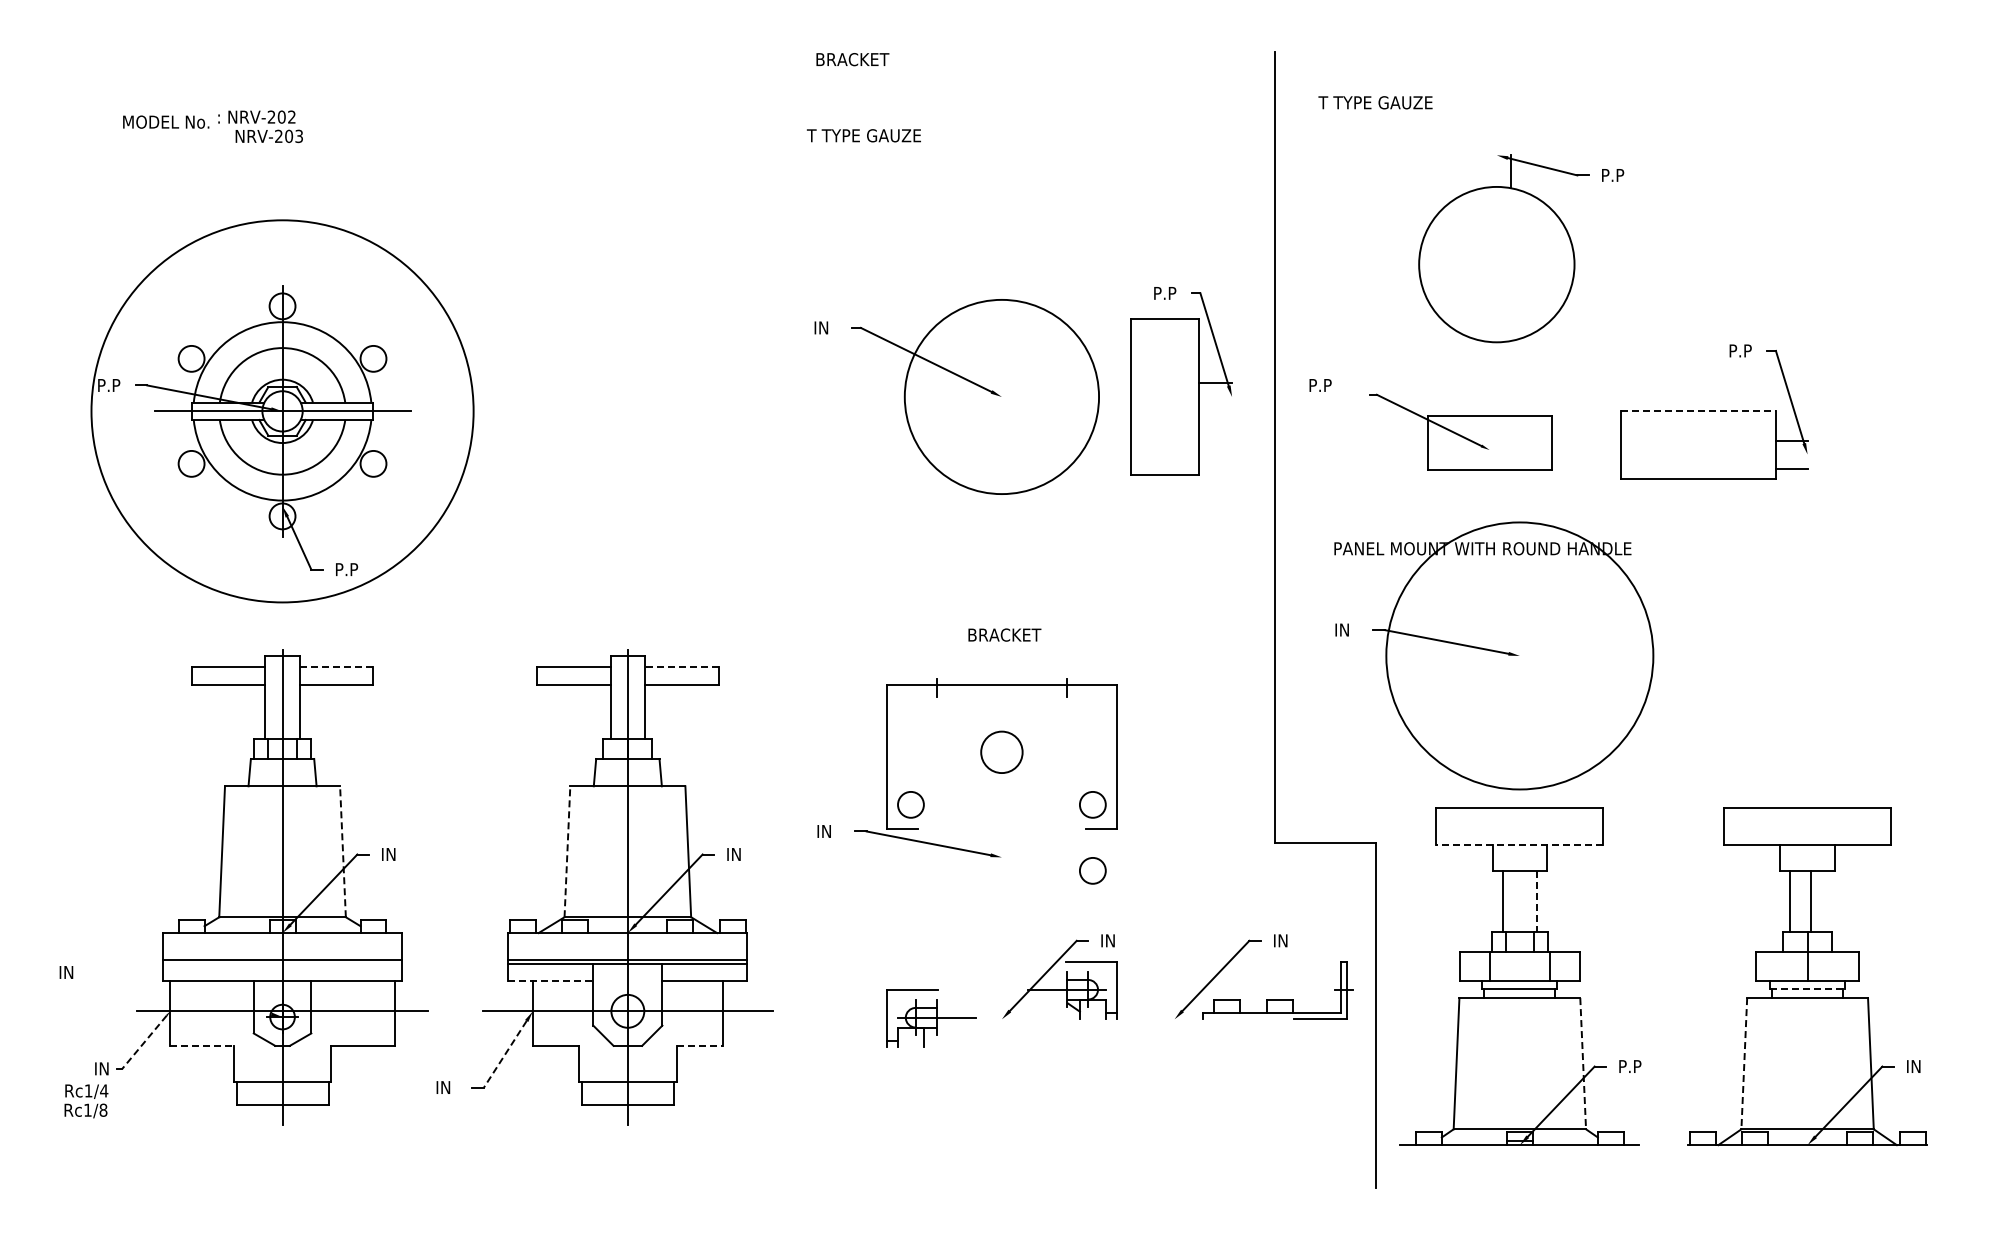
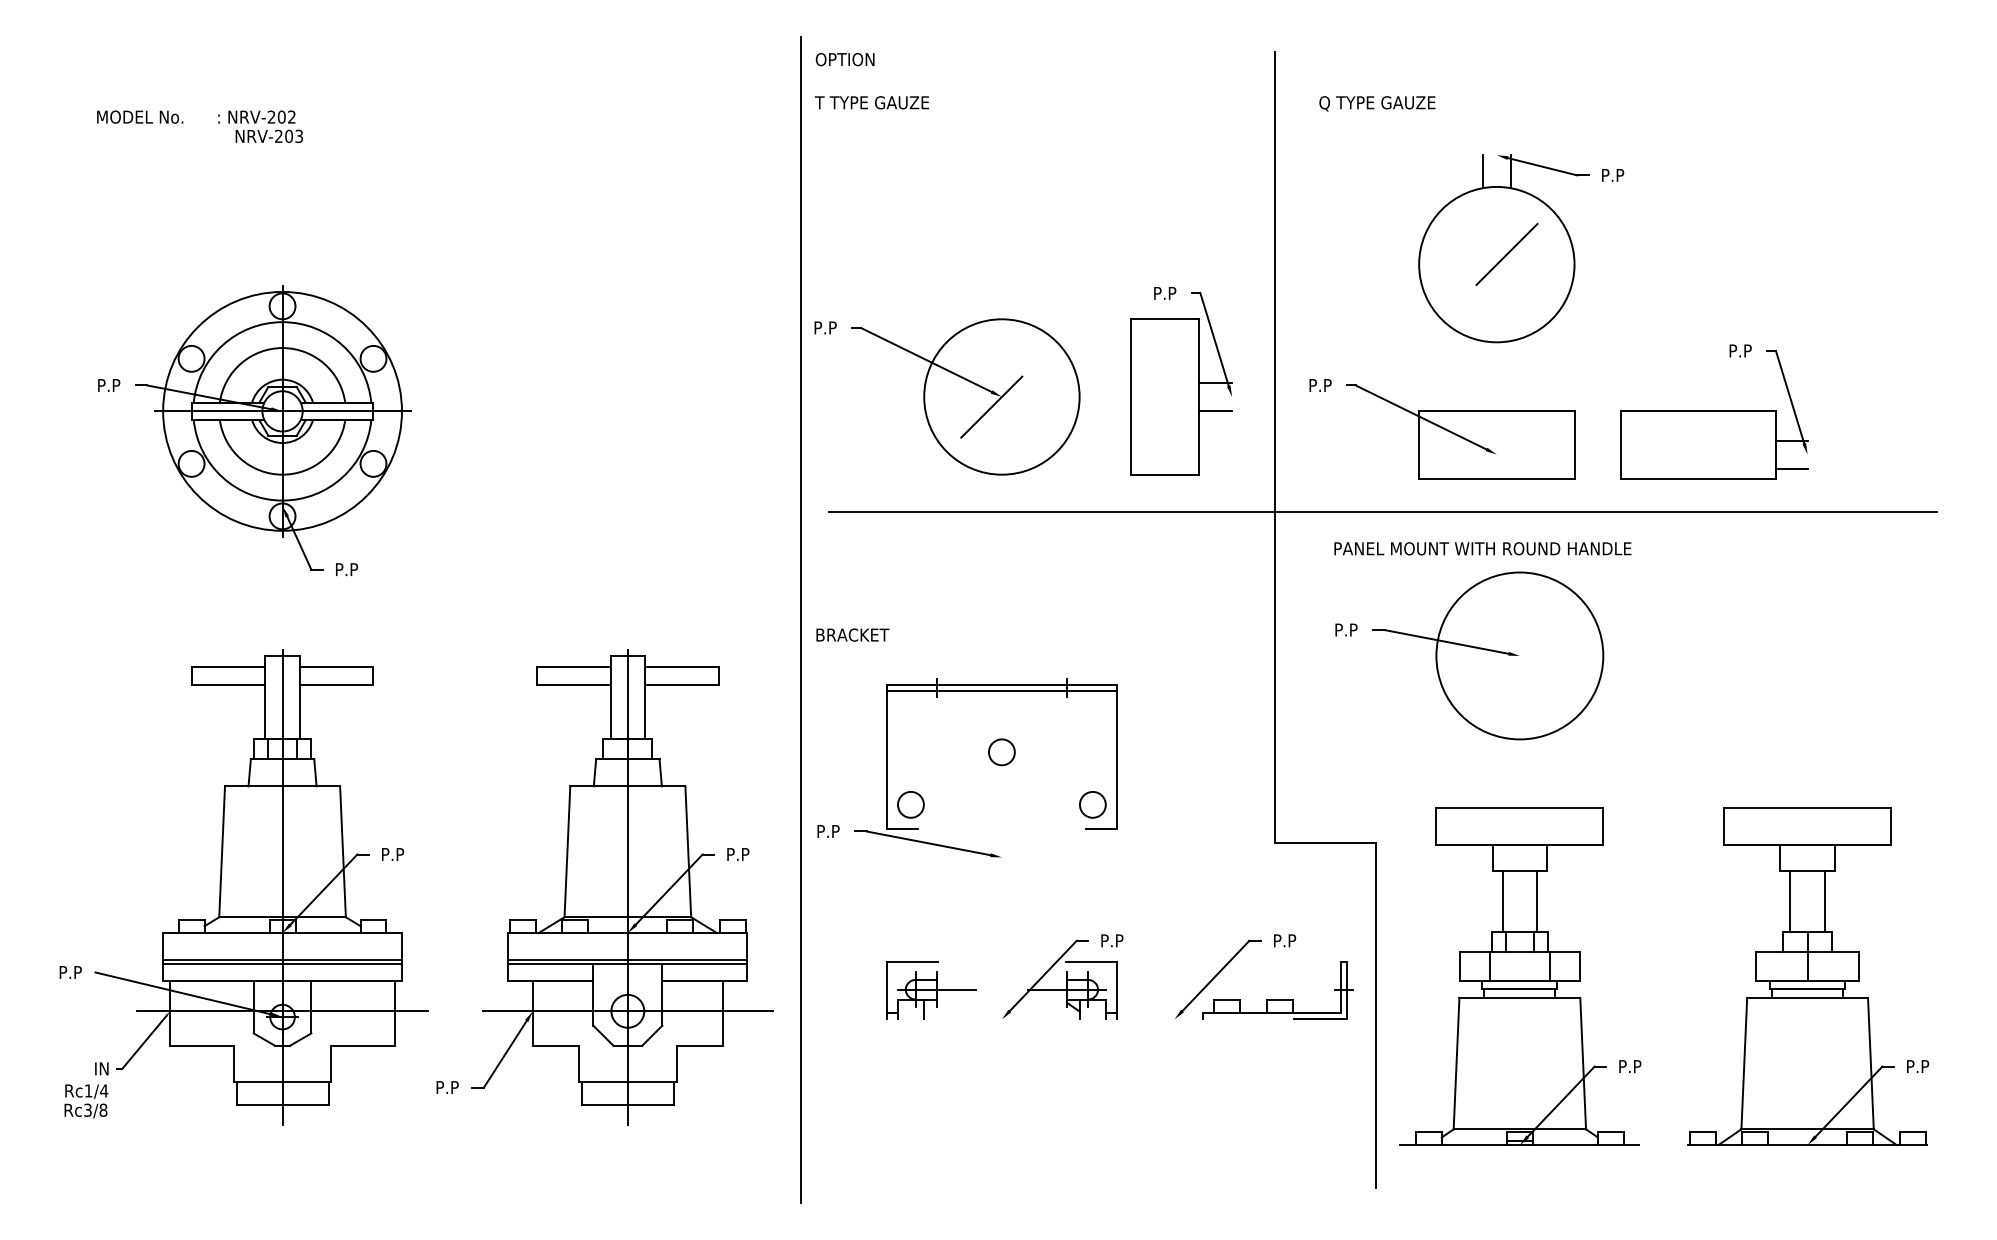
text: BRACKET -> OPTION (852, 59)
text: T TYPE GAUZE -> Q TYPE GAUZE (1376, 103)
text position: (166, 121) -> (140, 116) (140, 116)
text position: (863, 135) -> (871, 102) (871, 102)
line: none -> present (1482, 171)
line: none -> present (1506, 253)
text: IN -> P.P (826, 327)
circle diameter: 194 px -> 155 px (1001, 396)
line: none -> present (991, 406)
line: none -> present (1215, 410)
circle diameter: 382 px -> 239 px (282, 410)
line: dashed -> solid (1698, 411)
part size: 184x78 px -> 230x96 px (1460, 431)
line: none -> present (1383, 512)
line: none -> present (800, 619)
text: IN -> P.P (1347, 629)
text position: (1004, 634) -> (852, 634) (852, 634)
circle diameter: 267 px -> 167 px (1519, 655)
line: dashed -> solid (336, 667)
line: dashed -> solid (681, 667)
line: none -> present (1001, 691)
circle diameter: 41 px -> 26 px (1001, 752)
text: IN -> P.P (829, 831)
line: dashed -> solid (1519, 845)
line: dashed -> solid (342, 851)
line: dashed -> solid (567, 851)
text: IN -> P.P (393, 854)
text: IN -> P.P (738, 854)
circle: present -> none (1092, 870)
line position: (1810, 900) -> (1824, 900) (1824, 900)
line: dashed -> solid (1537, 901)
text: IN -> P.P (1113, 940)
text: IN -> P.P (1285, 940)
line: none -> present (282, 963)
text: IN -> P.P (71, 972)
line: dashed -> solid (551, 981)
line: dashed -> solid (1808, 989)
line: none -> present (183, 993)
part position: (931, 1018) -> (931, 990) (931, 990)
line: dashed -> solid (144, 1042)
line: dashed -> solid (201, 1045)
line: dashed -> solid (700, 1045)
line: dashed -> solid (505, 1054)
line: dashed -> solid (1583, 1063)
line: dashed -> solid (1744, 1063)
text: IN -> P.P (1918, 1066)
text: IN -> P.P (448, 1087)
text: Rc1/8 -> Rc3/8 (87, 1109)
